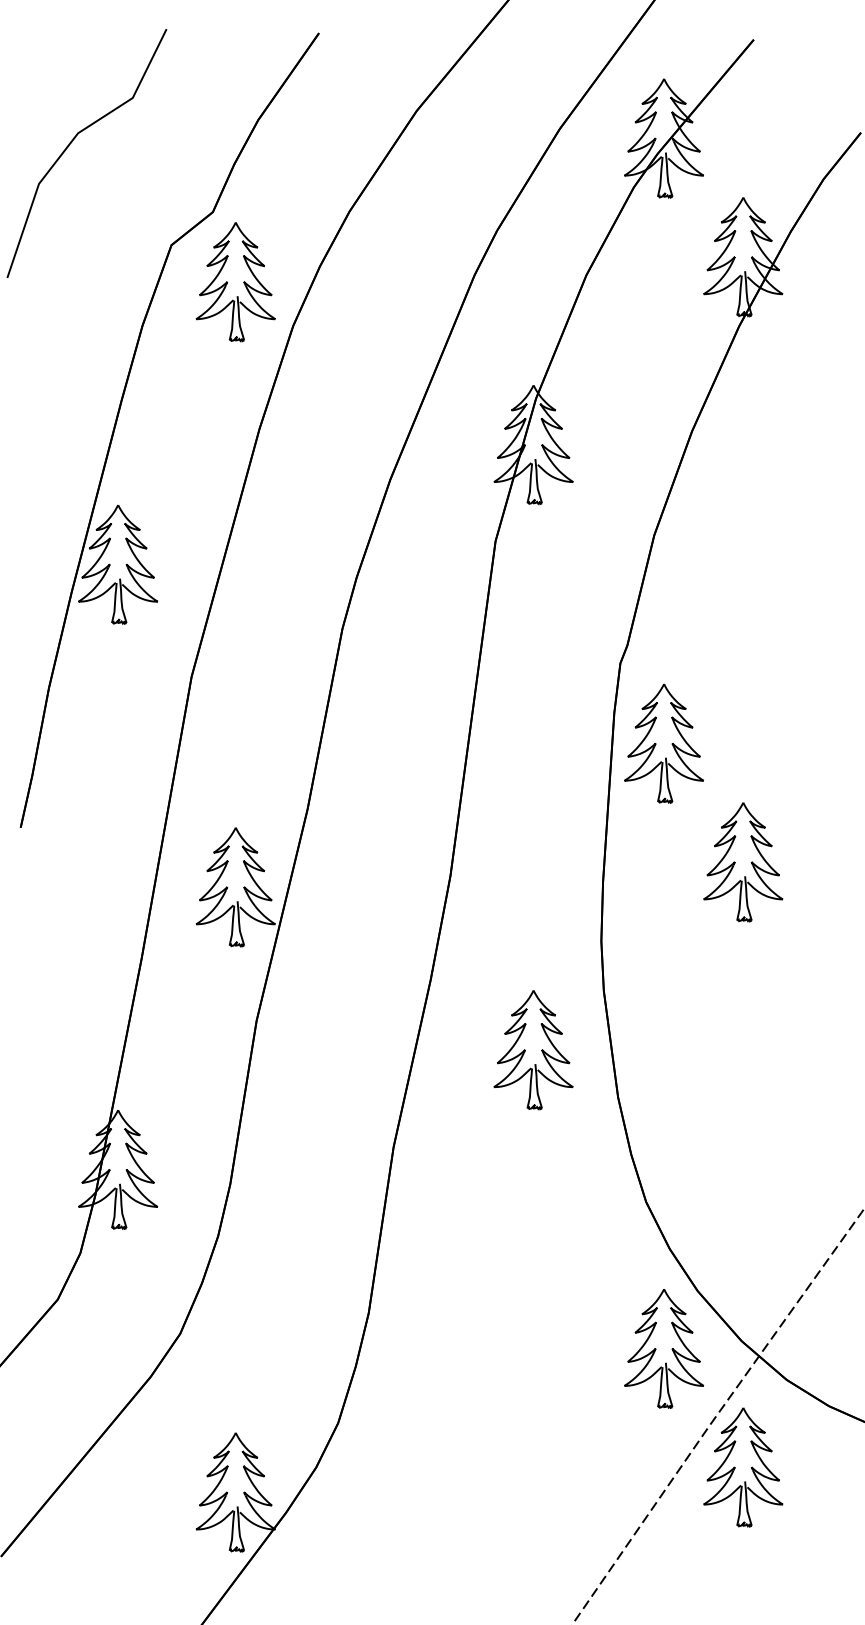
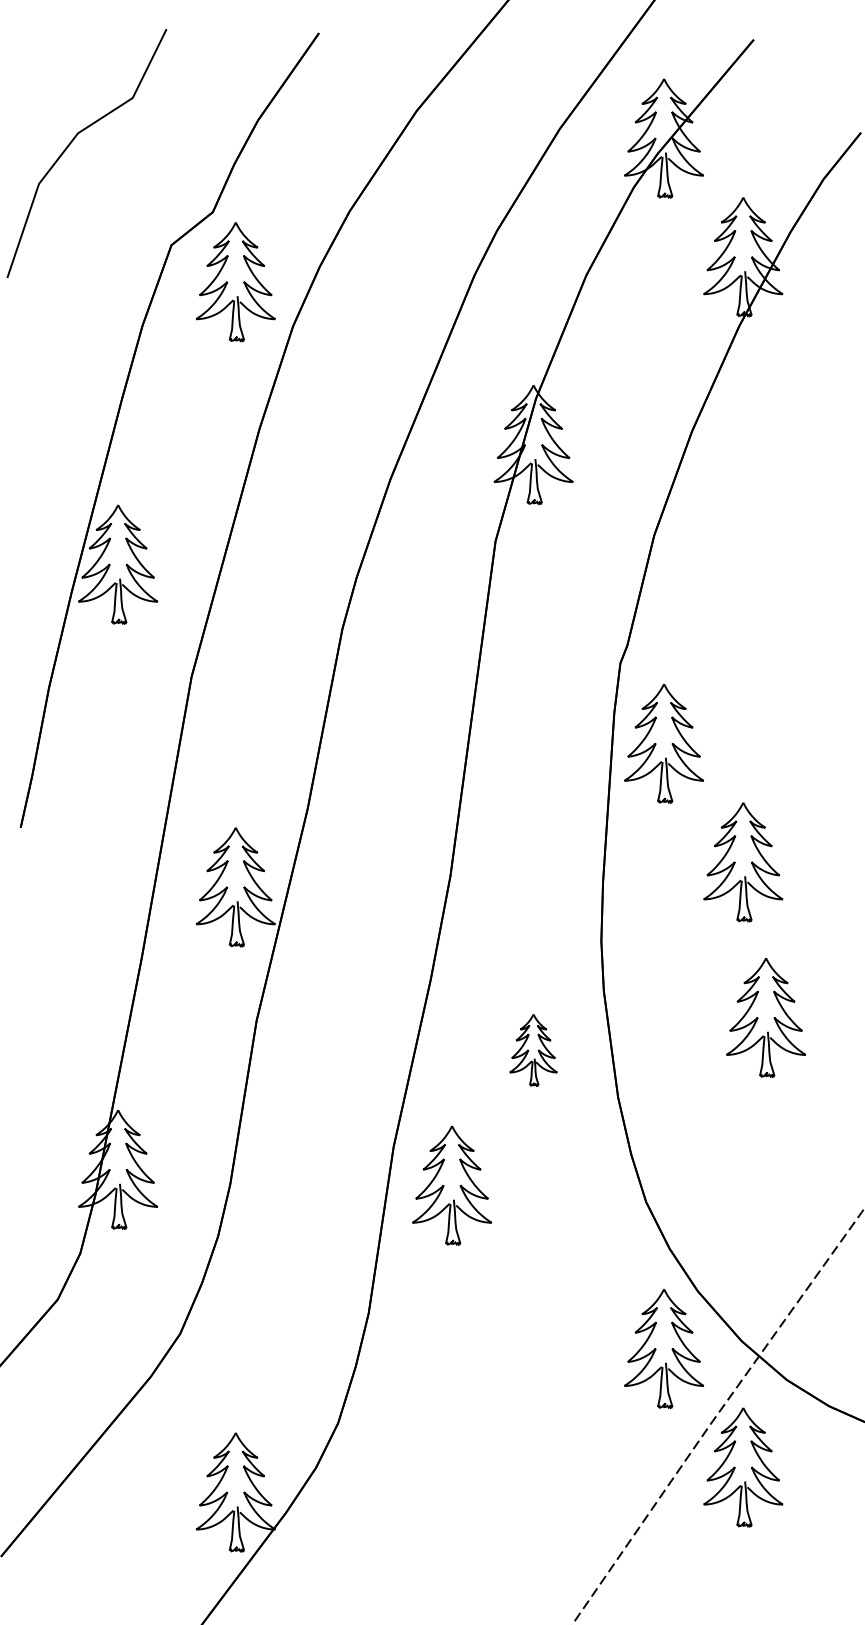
part: none -> present (766, 1017)
part size: 81x121 px -> 49x73 px (533, 1050)
part: none -> present (451, 1185)
